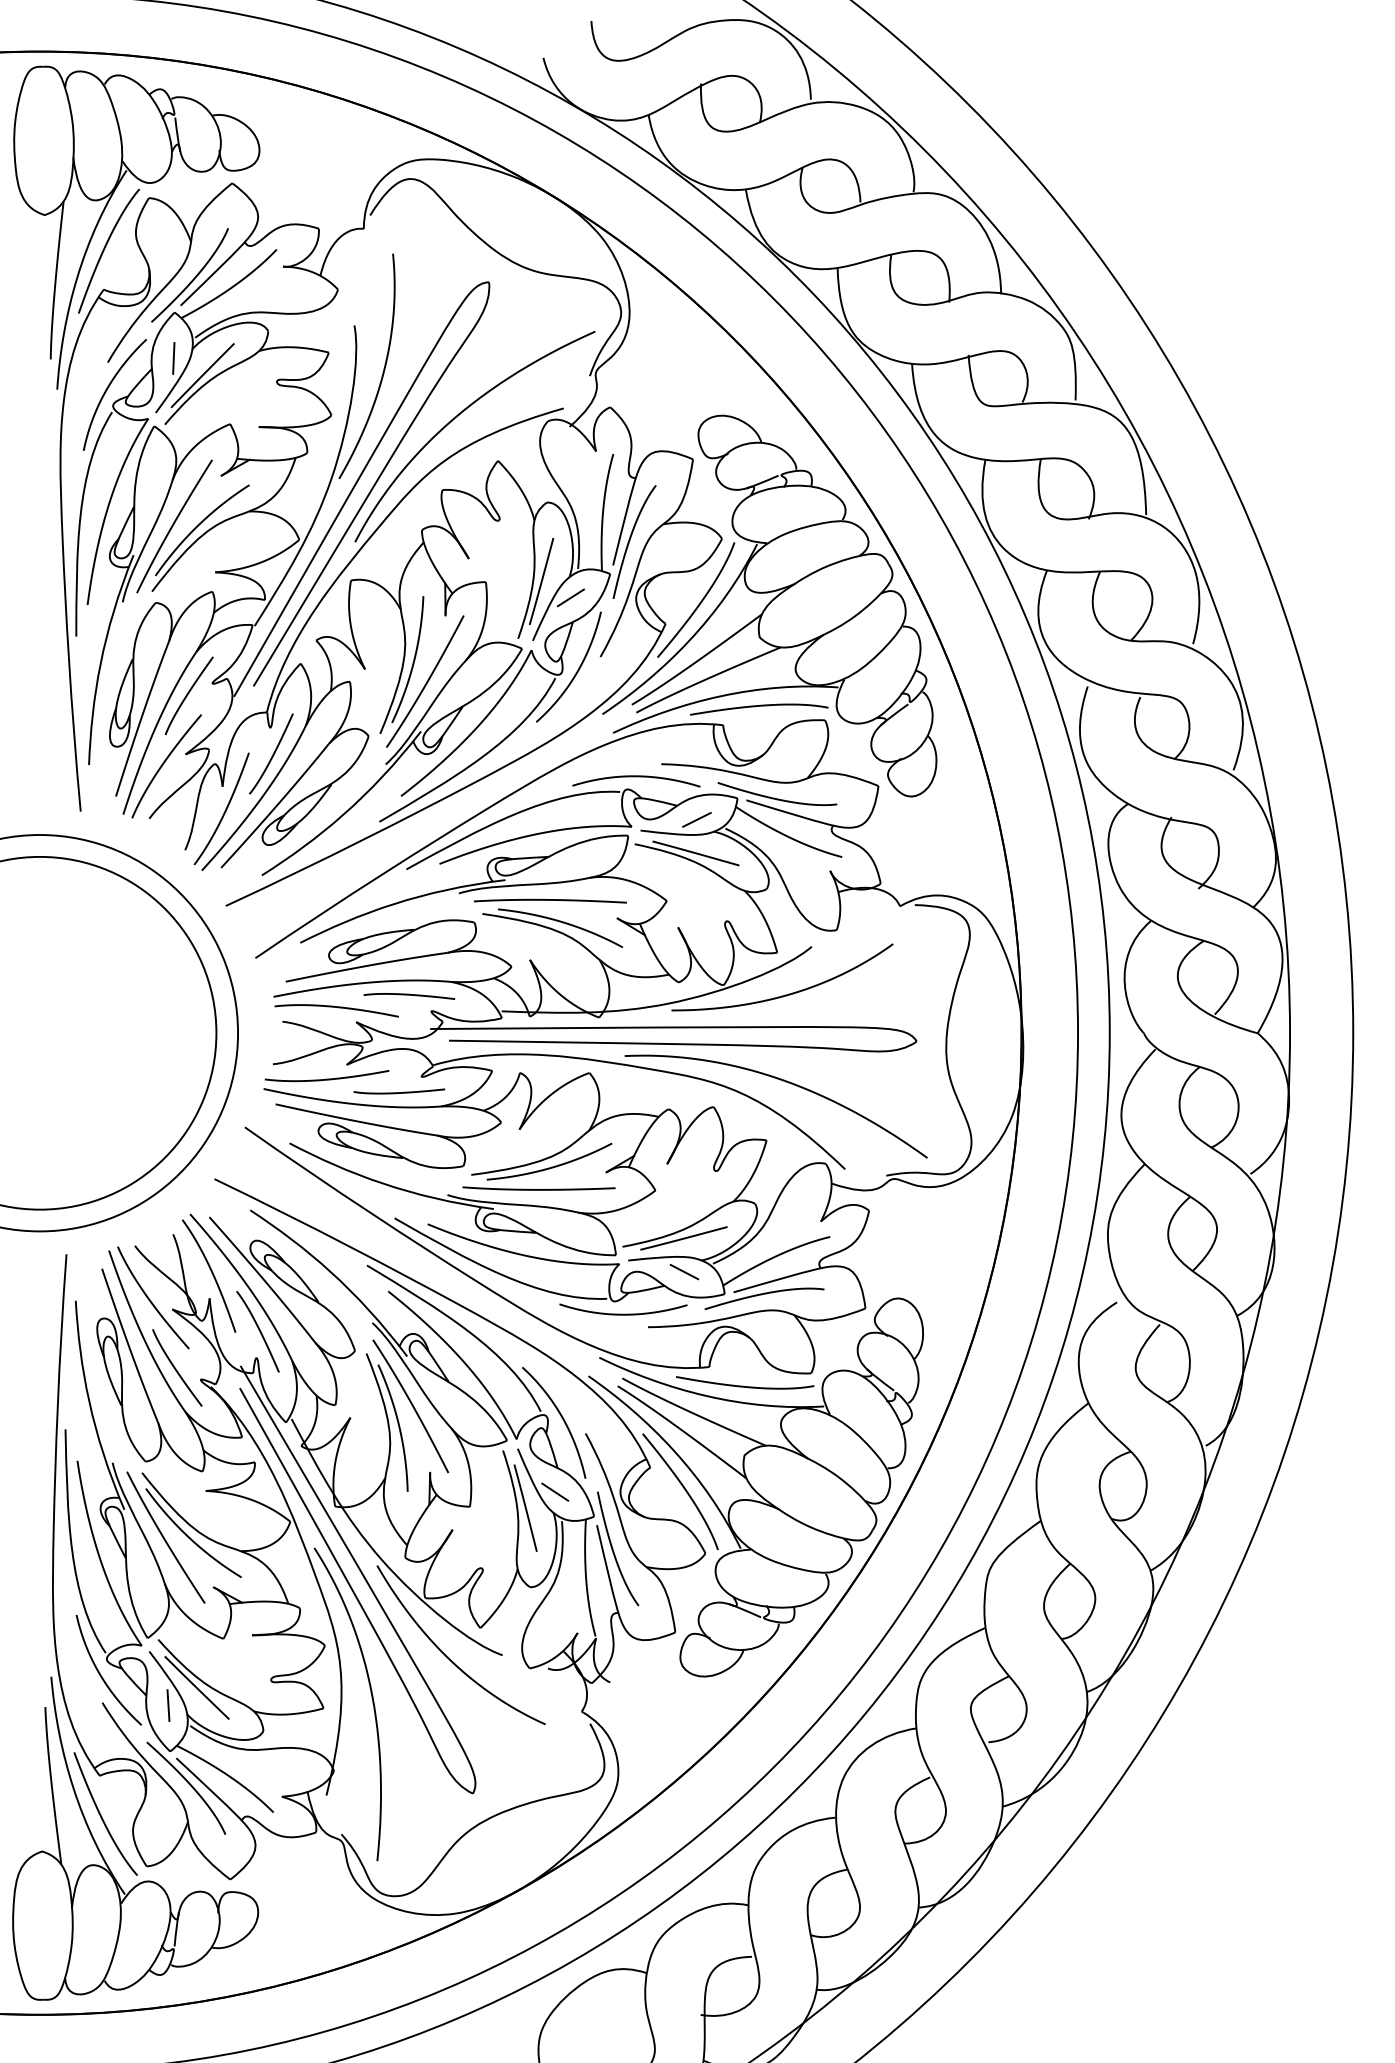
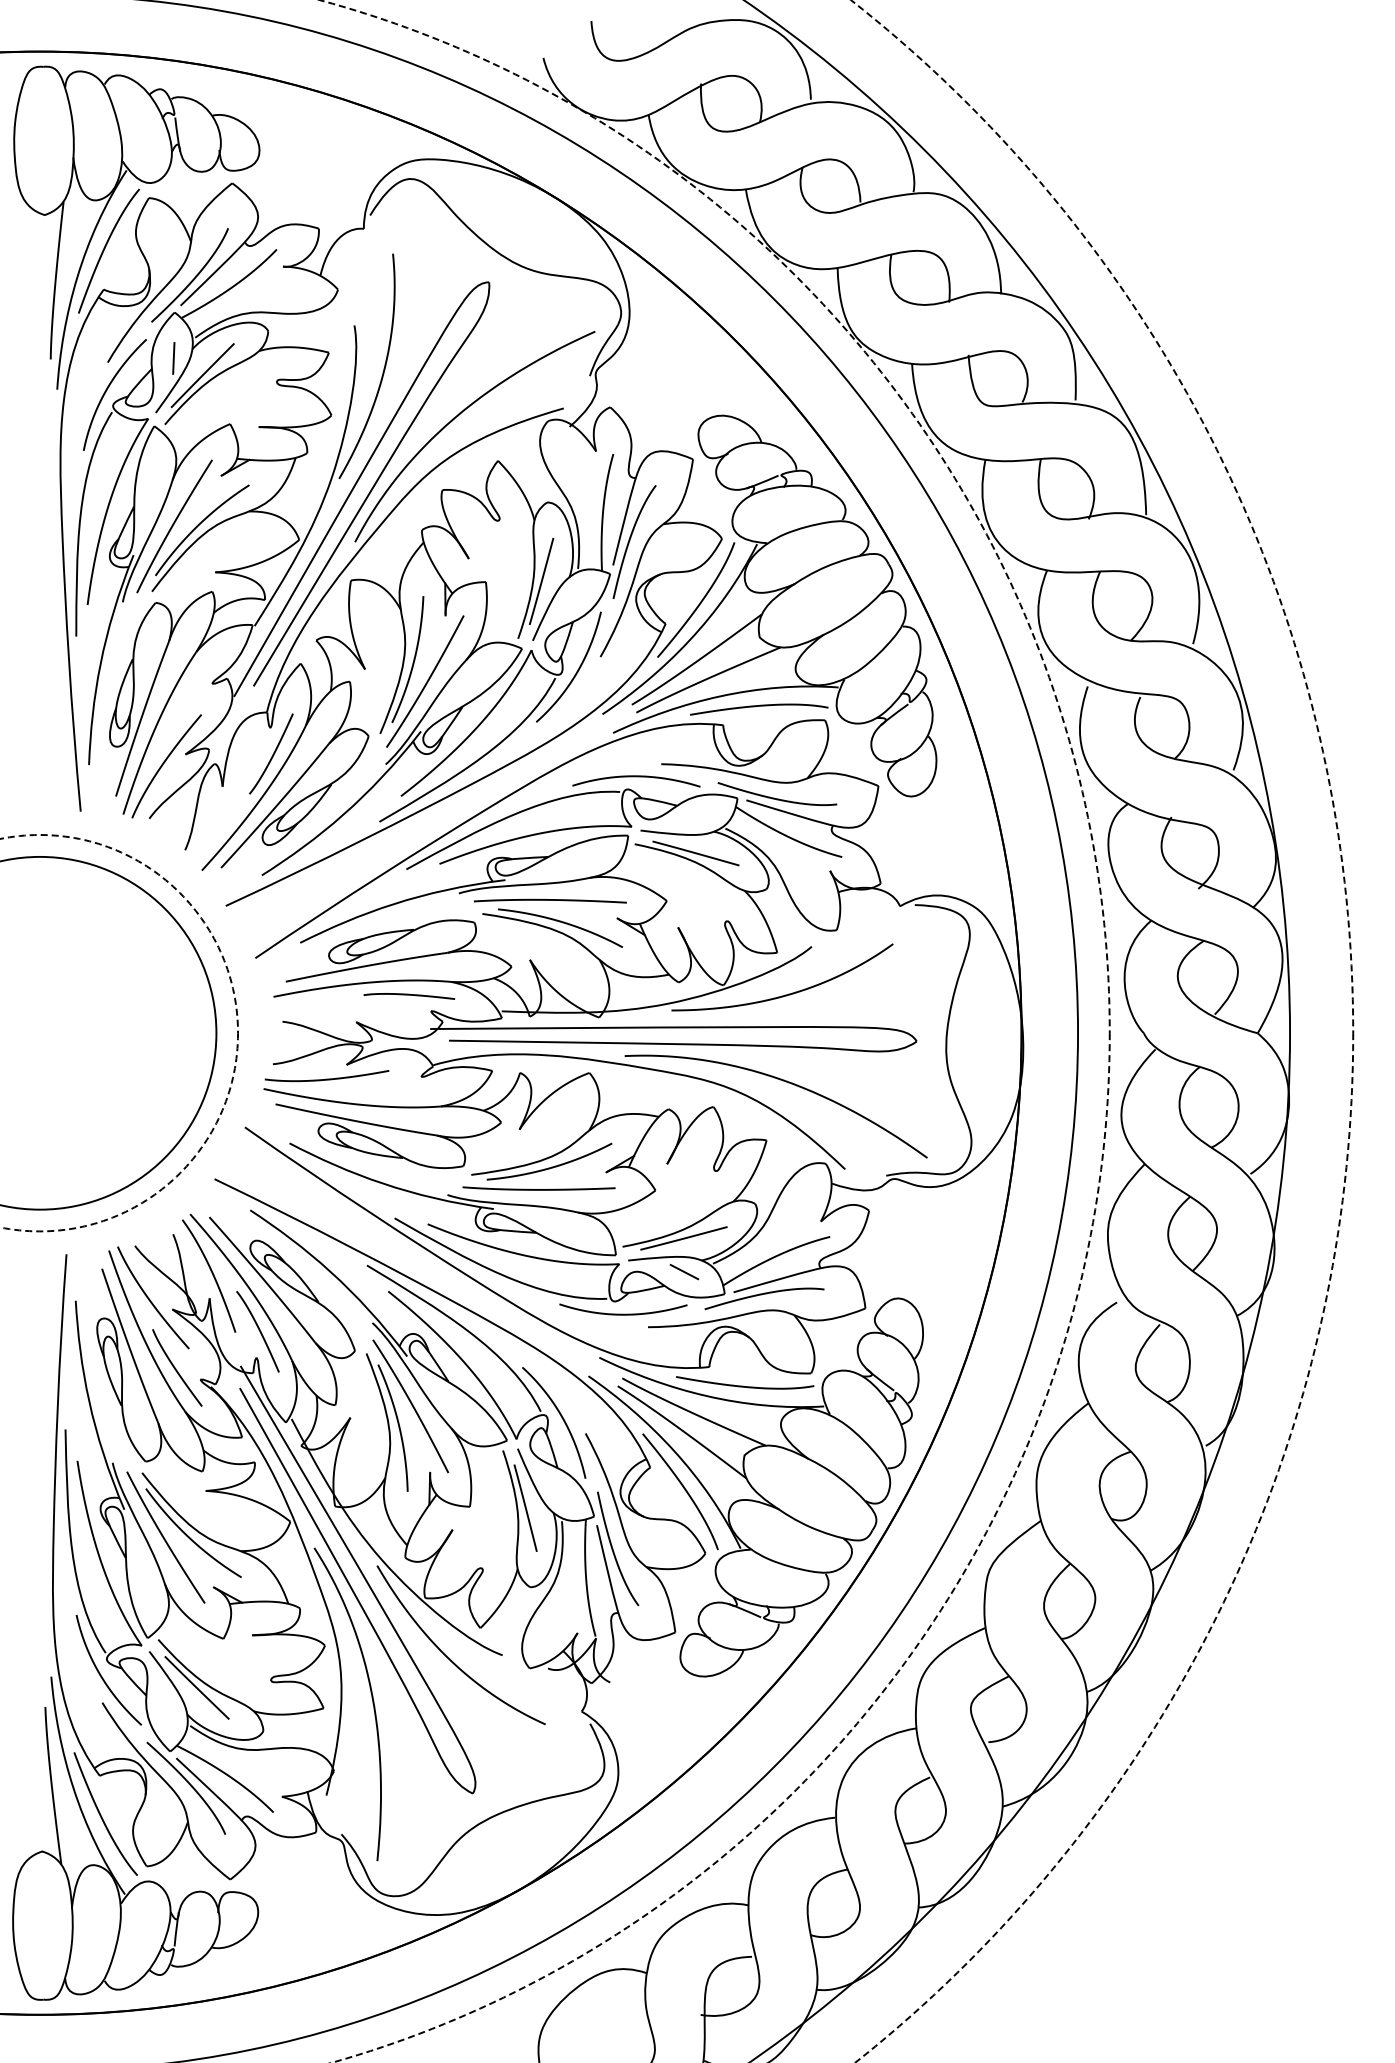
line: present -> none (570, 597)
curve: present -> none (188, 694)
curve: present -> none (224, 810)
line: present -> none (696, 819)
curve: present -> none (337, 1008)
circle: solid -> dashed (714, 1031)
circle: solid -> dashed (1102, 1031)
circle: solid -> dashed (119, 1033)
curve: present -> none (399, 1092)
line: present -> none (555, 1491)
line: present -> none (168, 1705)
